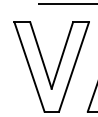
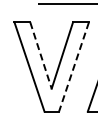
line: solid -> dashed (40, 55)
line: solid -> dashed (73, 67)
